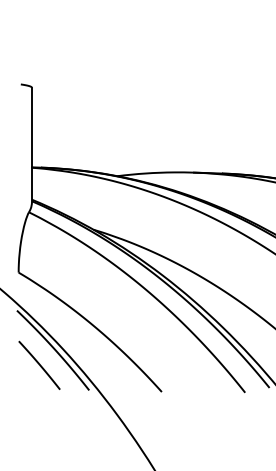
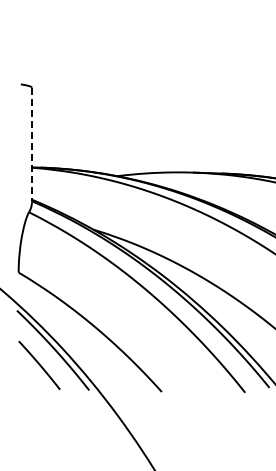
line: solid -> dashed (31, 145)
